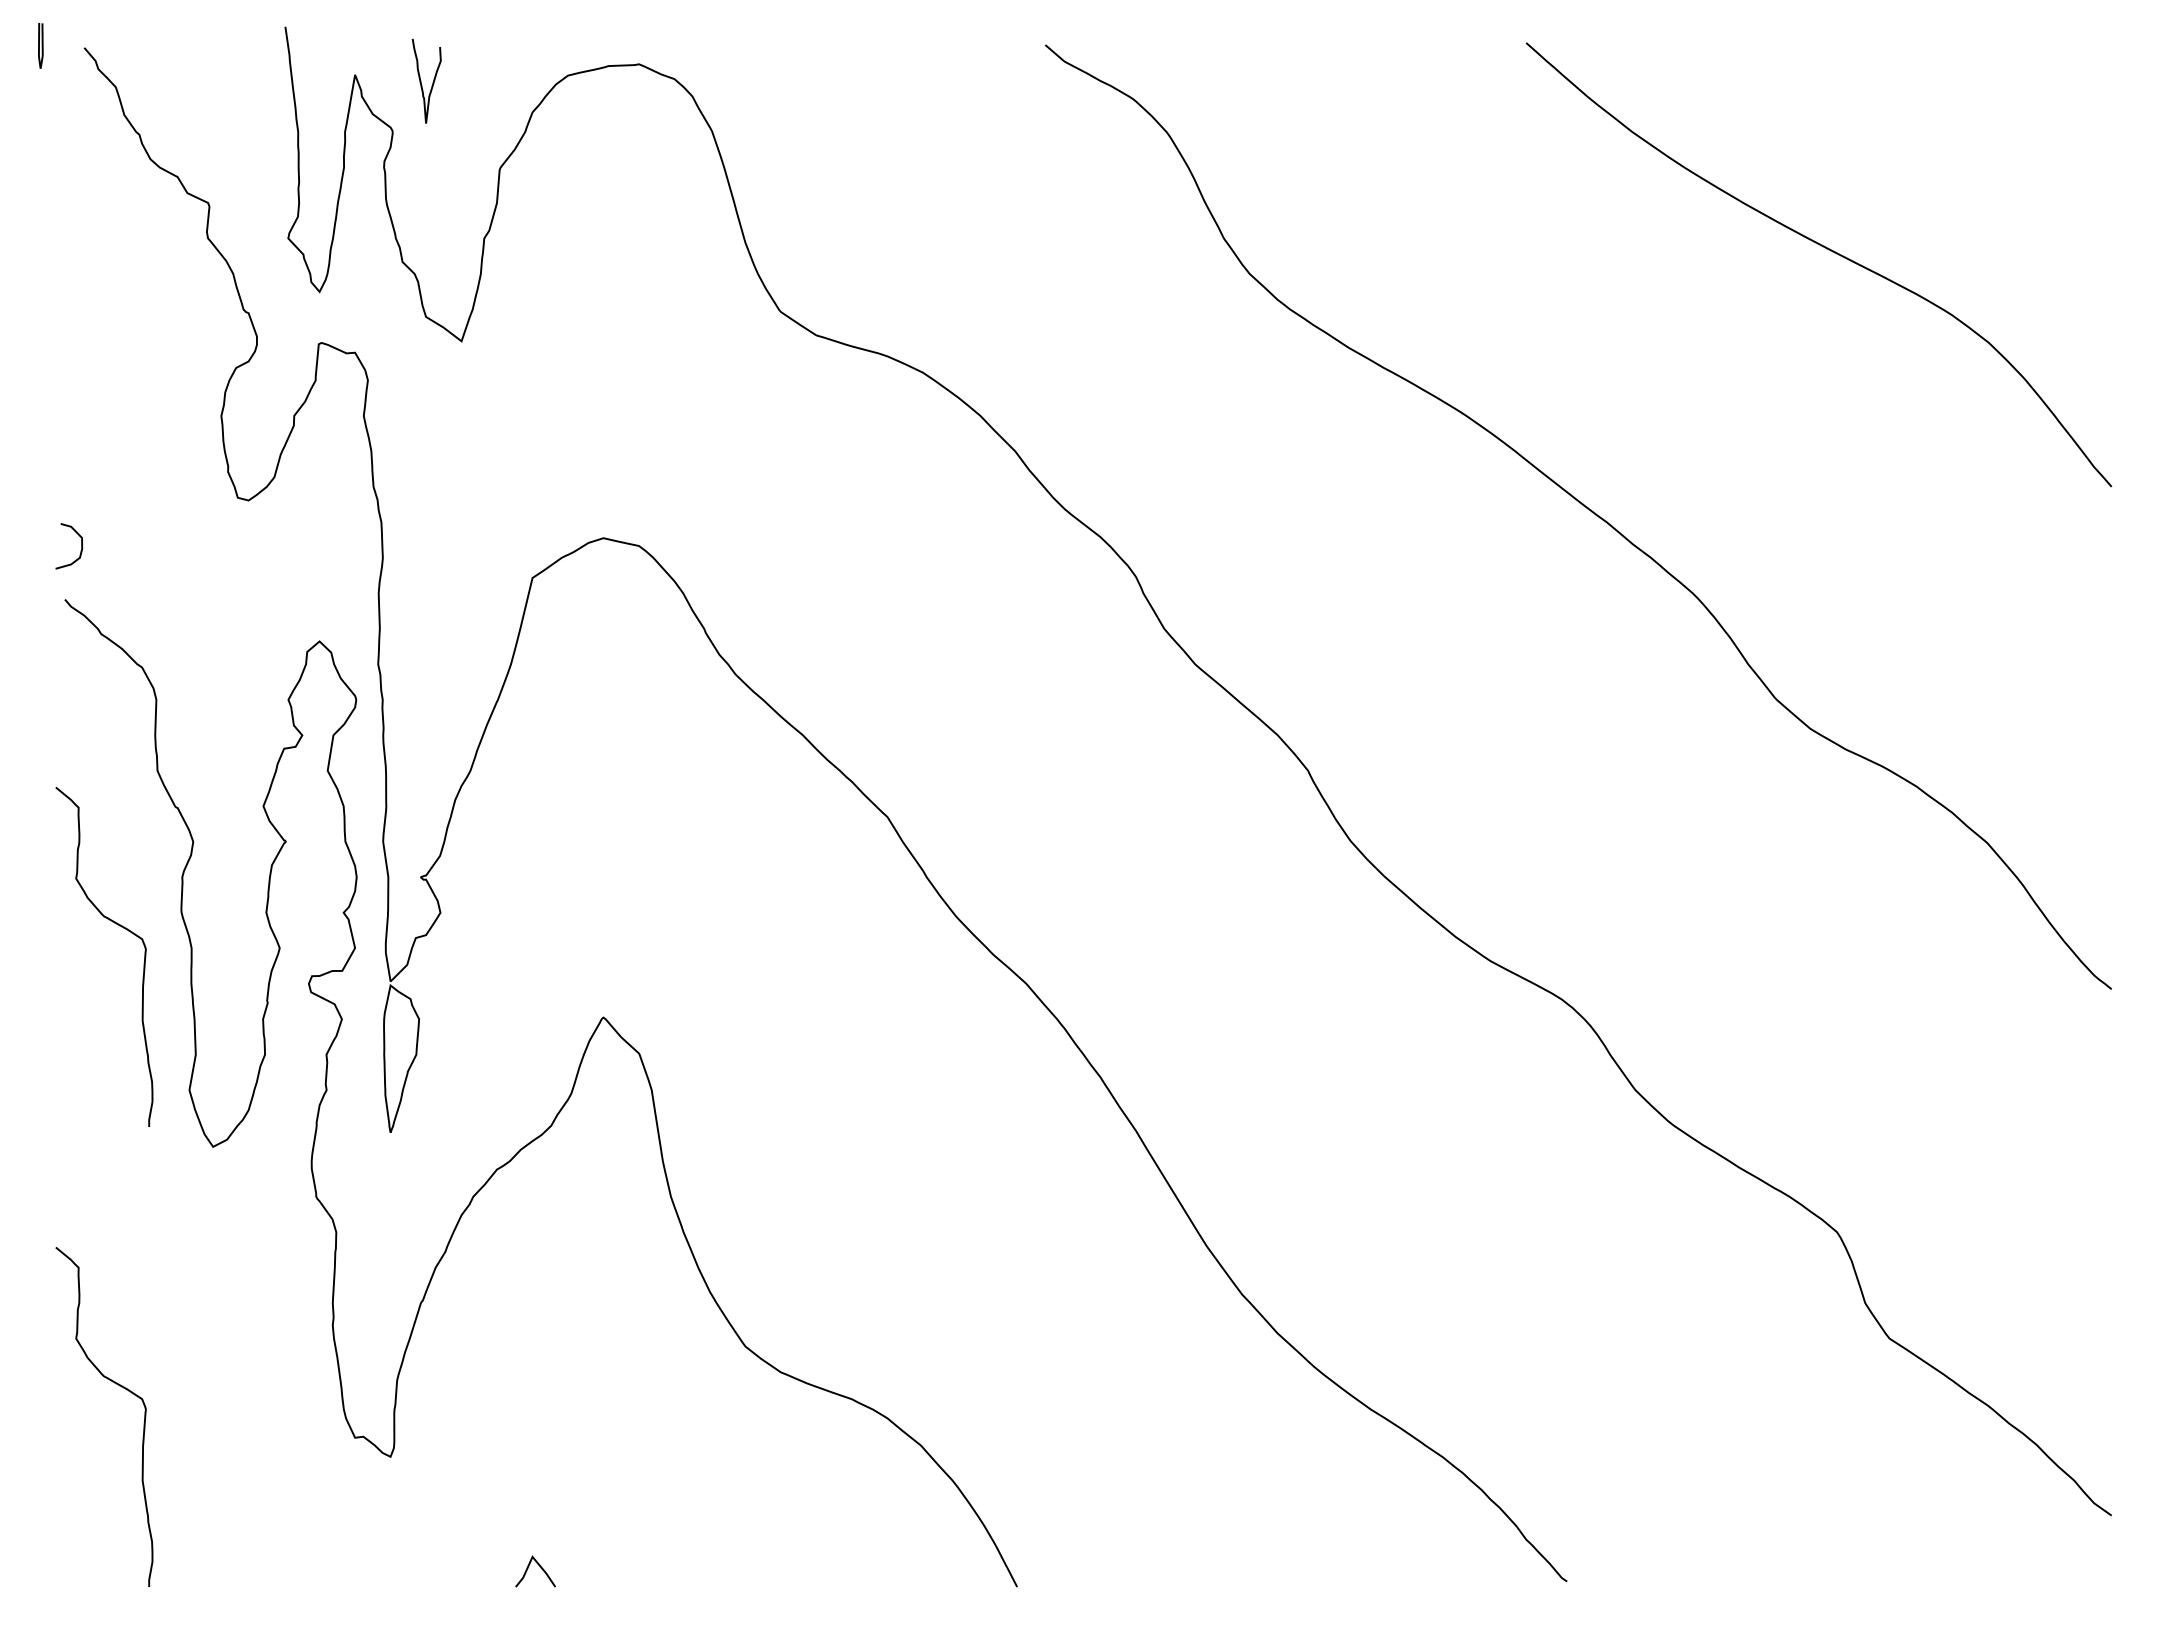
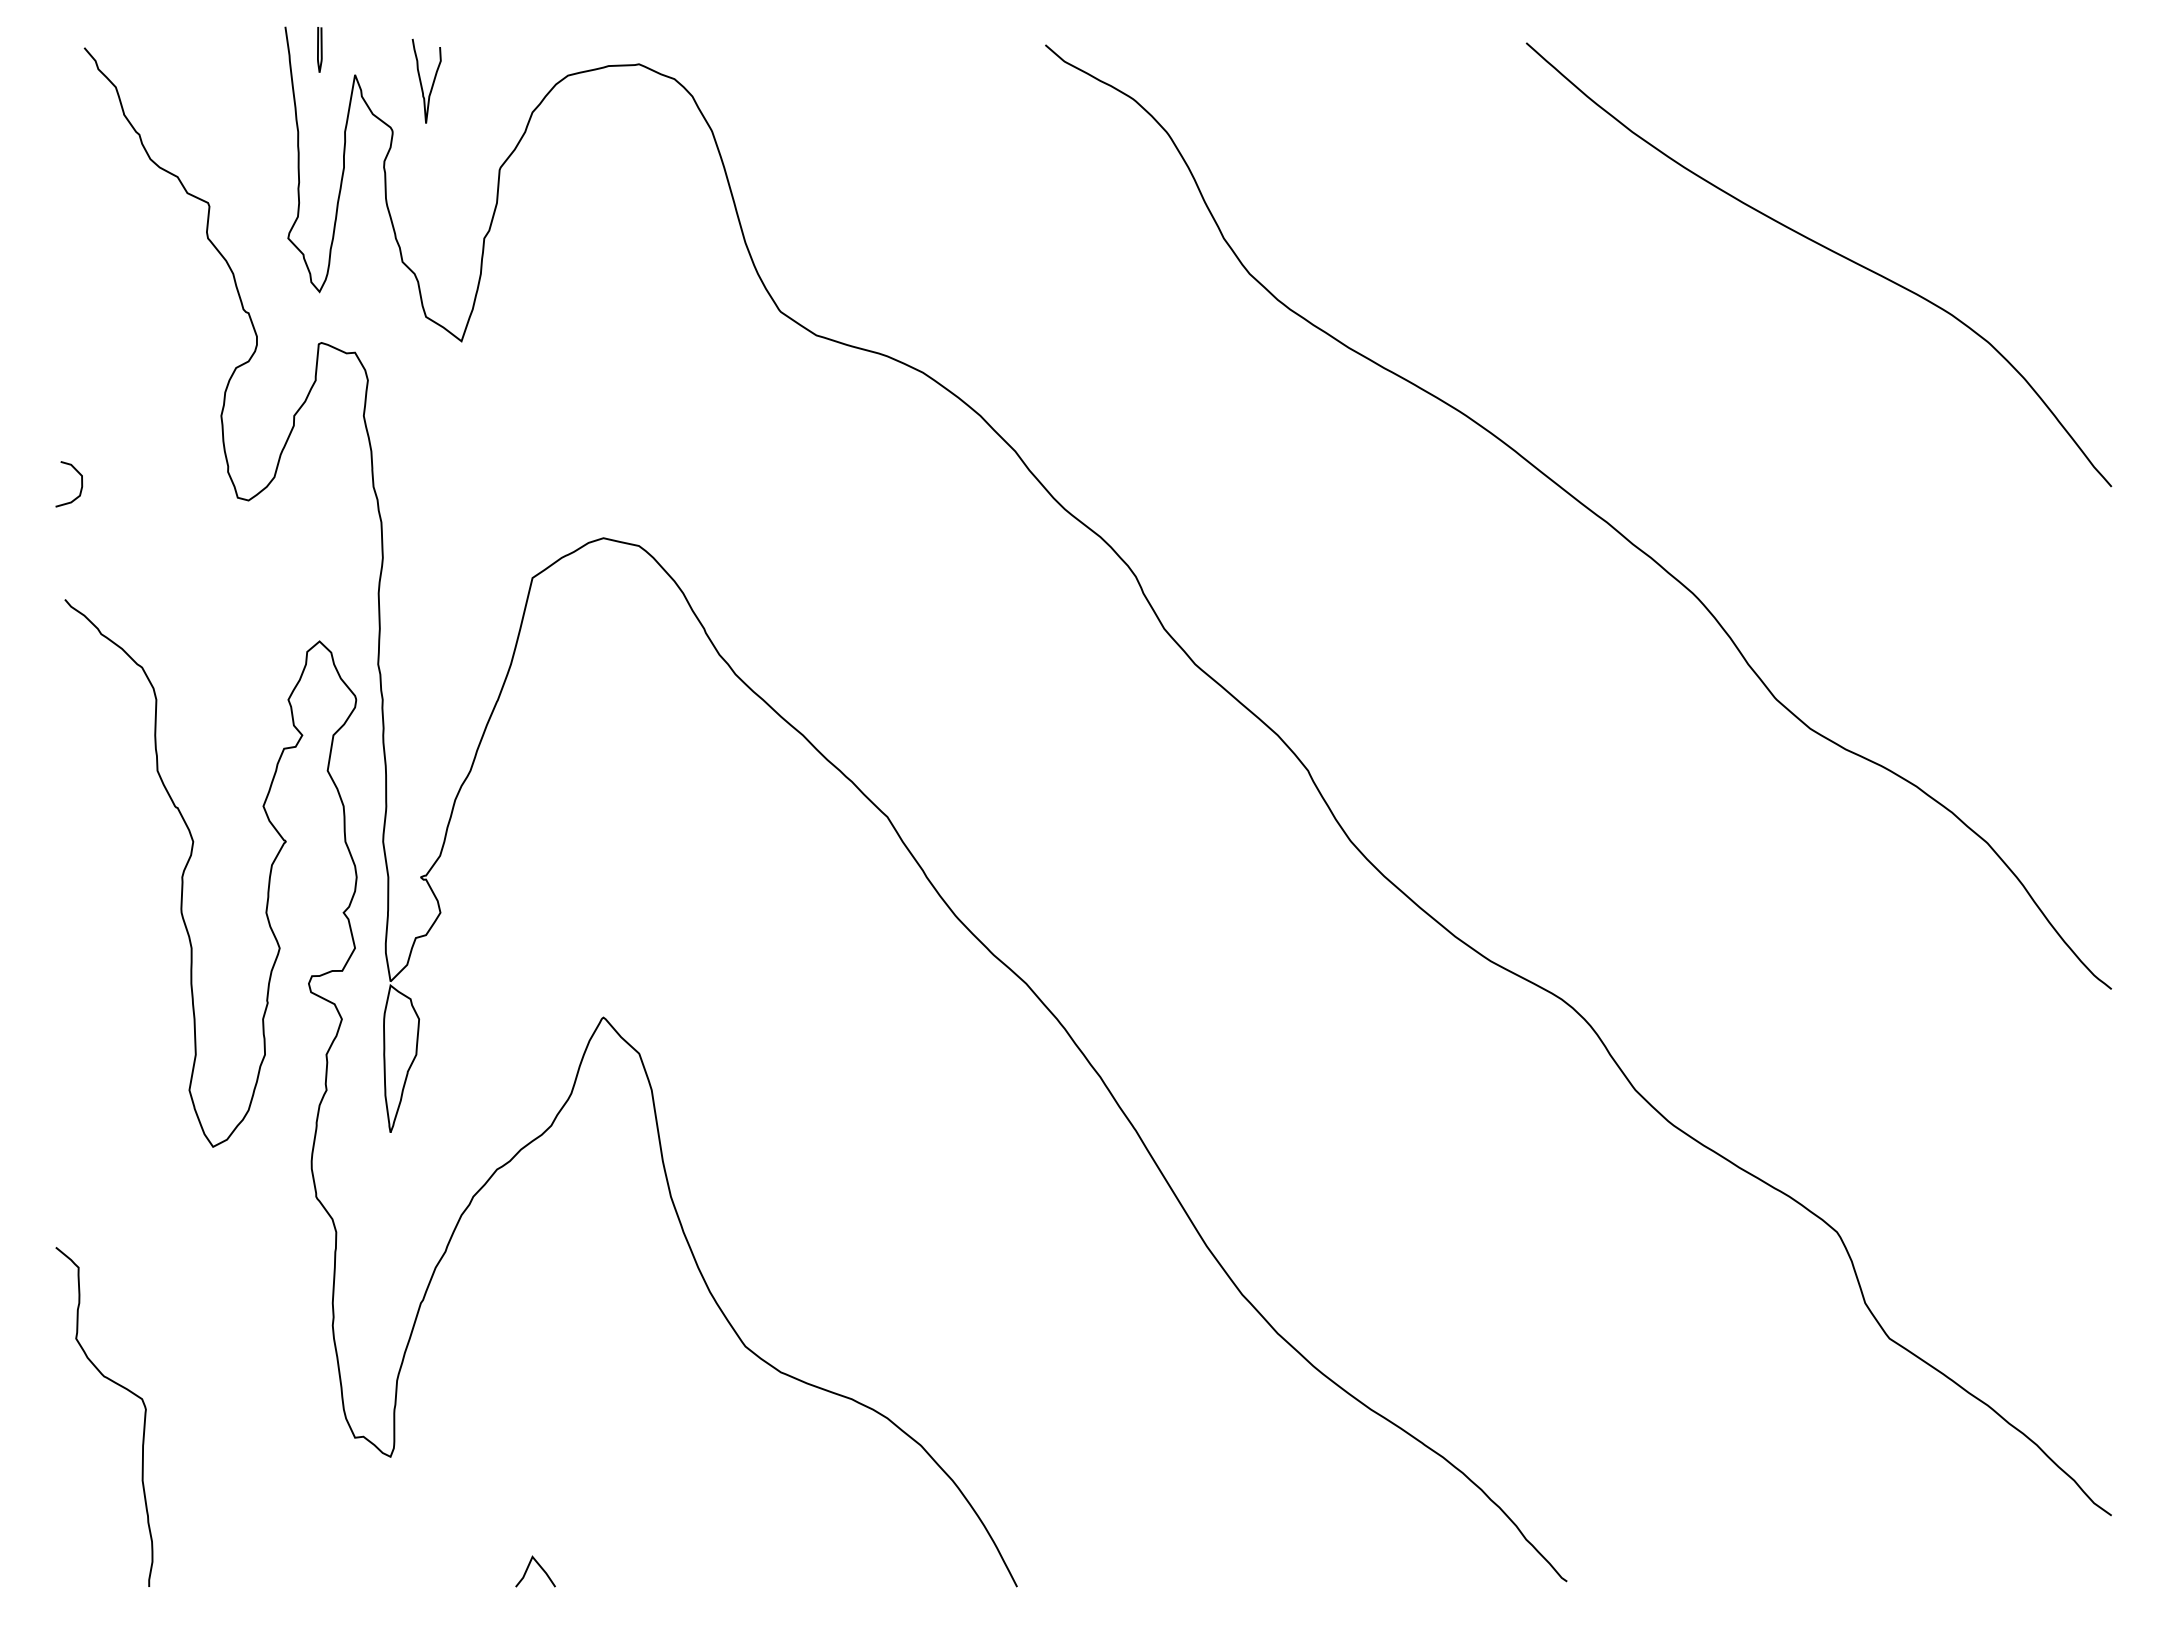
curve position: (39, 45) -> (318, 49) (318, 49)
curve position: (80, 550) -> (80, 488) (80, 488)
curve: present -> none (119, 926)
